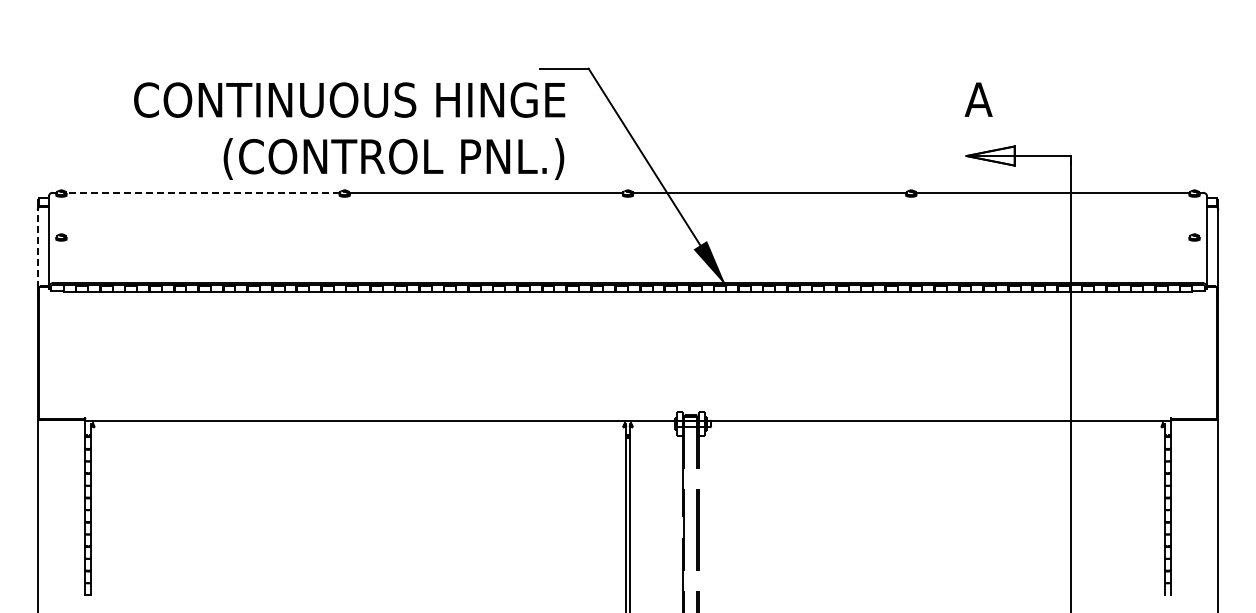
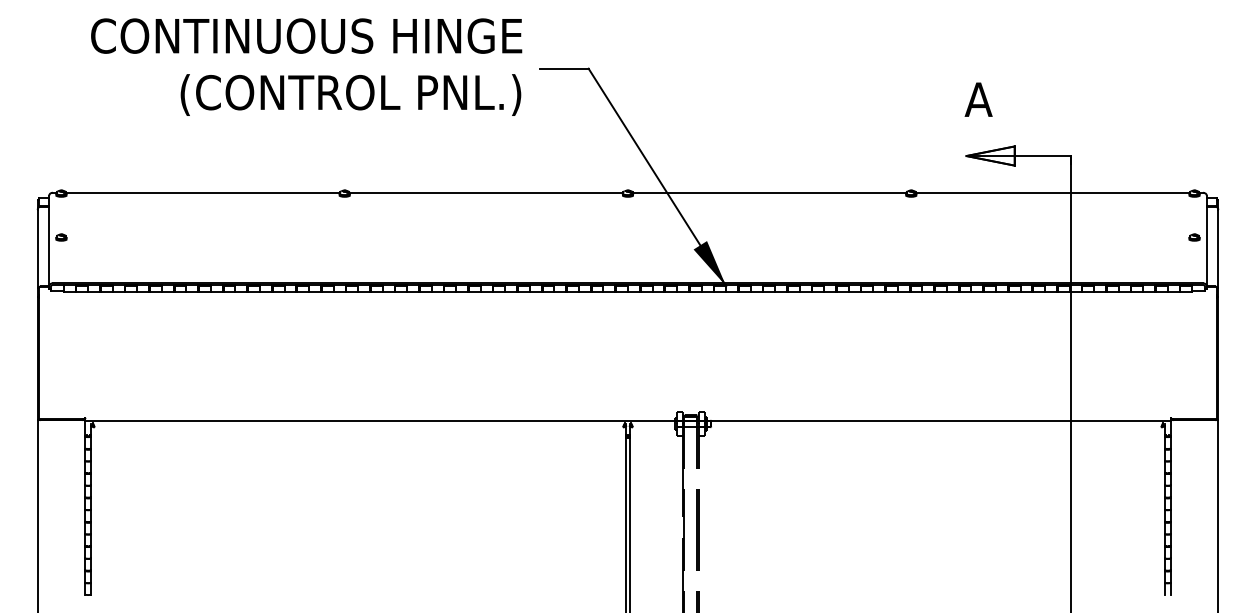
text position: (349, 130) -> (306, 66) (306, 66)
line: dashed -> solid (202, 192)
line: dashed -> solid (37, 248)
